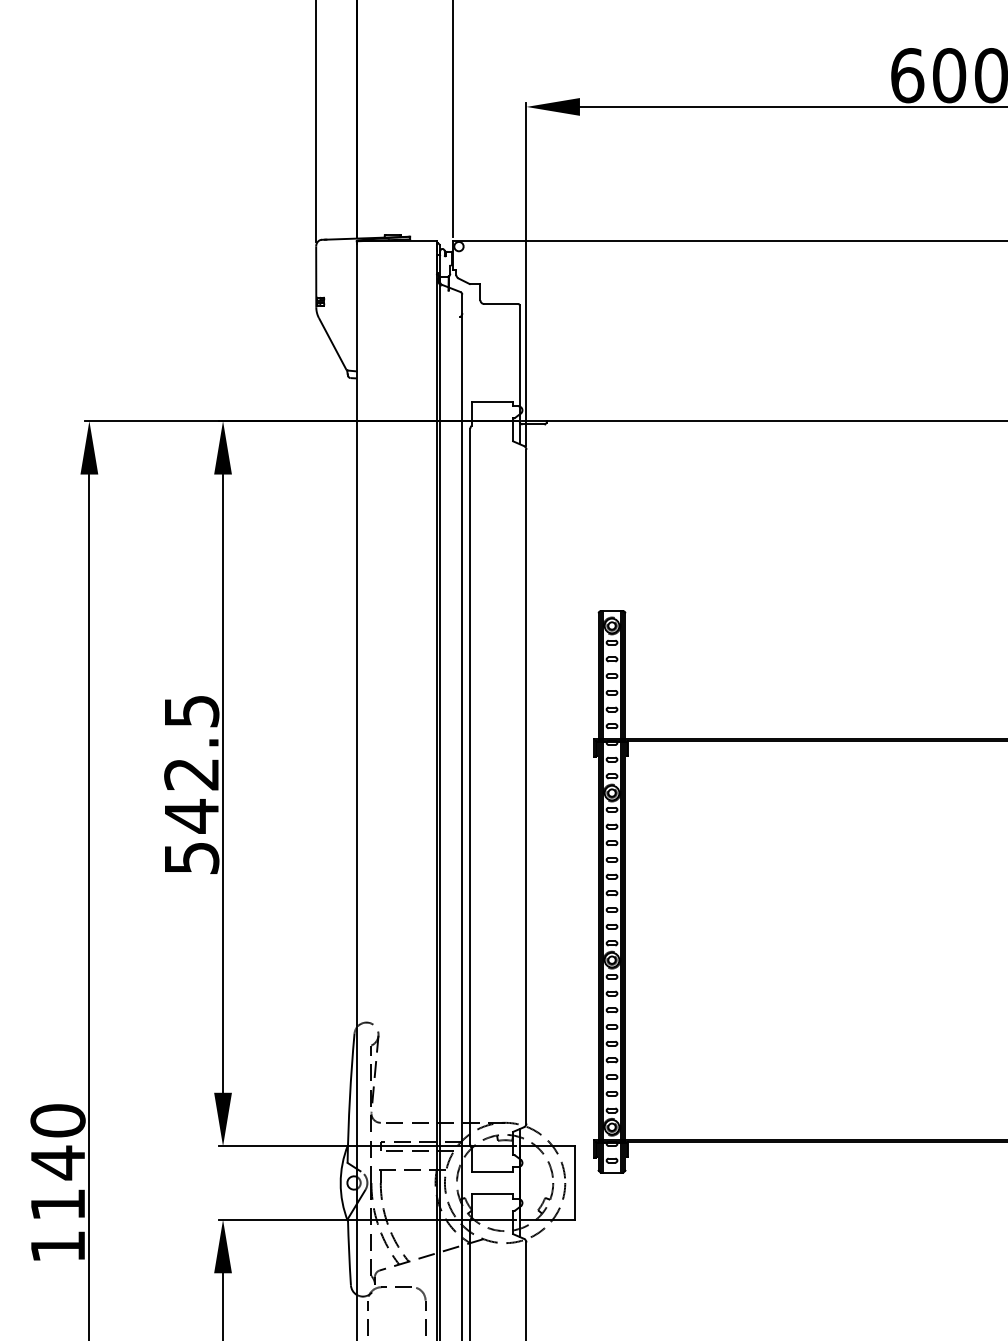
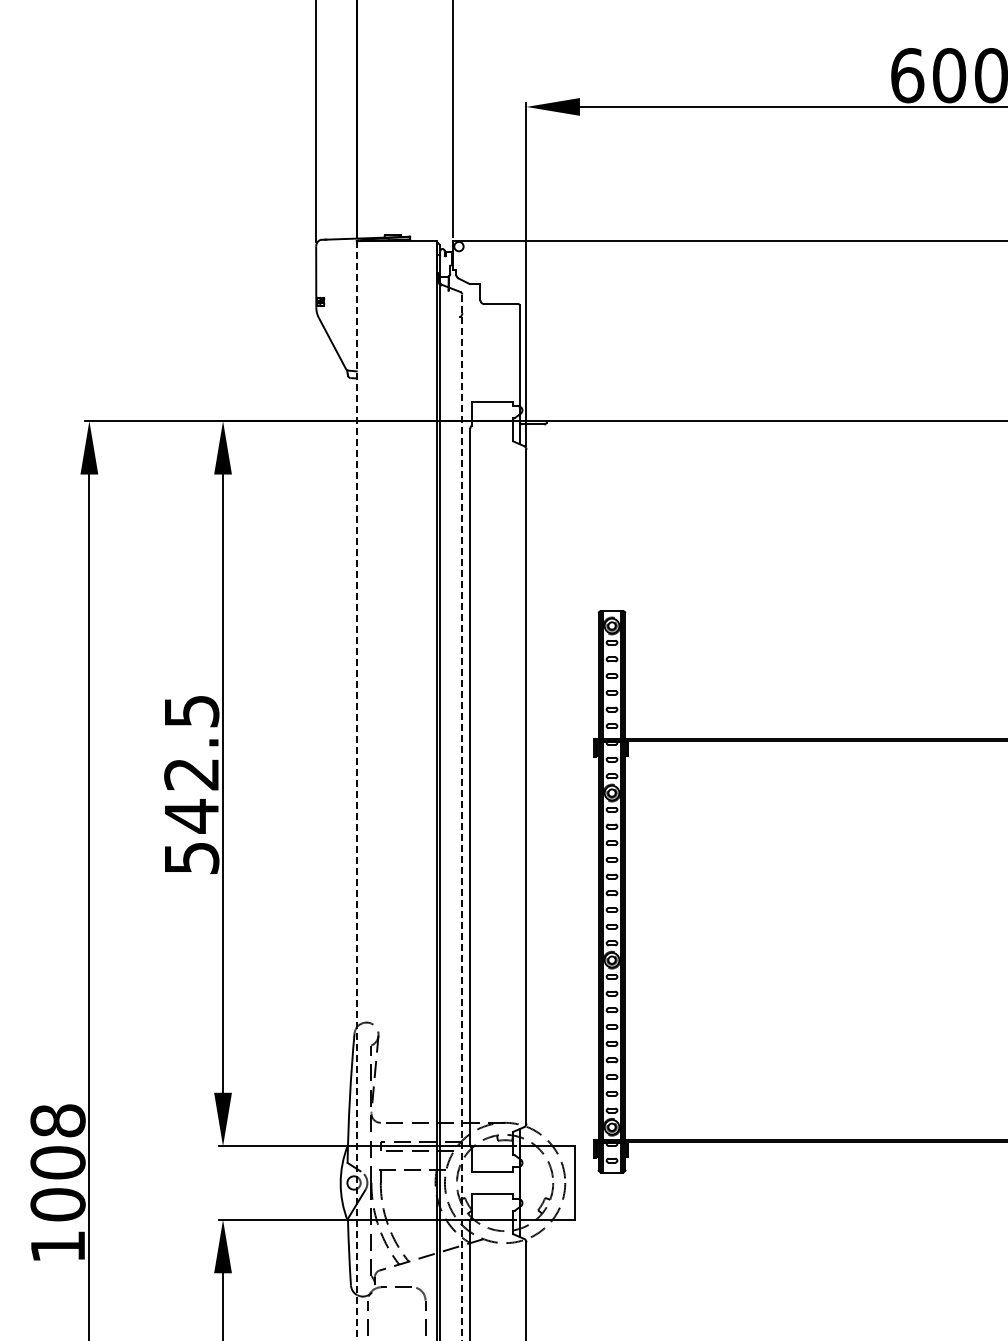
line: solid -> dashed (356, 790)
line: solid -> dashed (462, 817)
text: 1140 -> 1008 (57, 1162)
